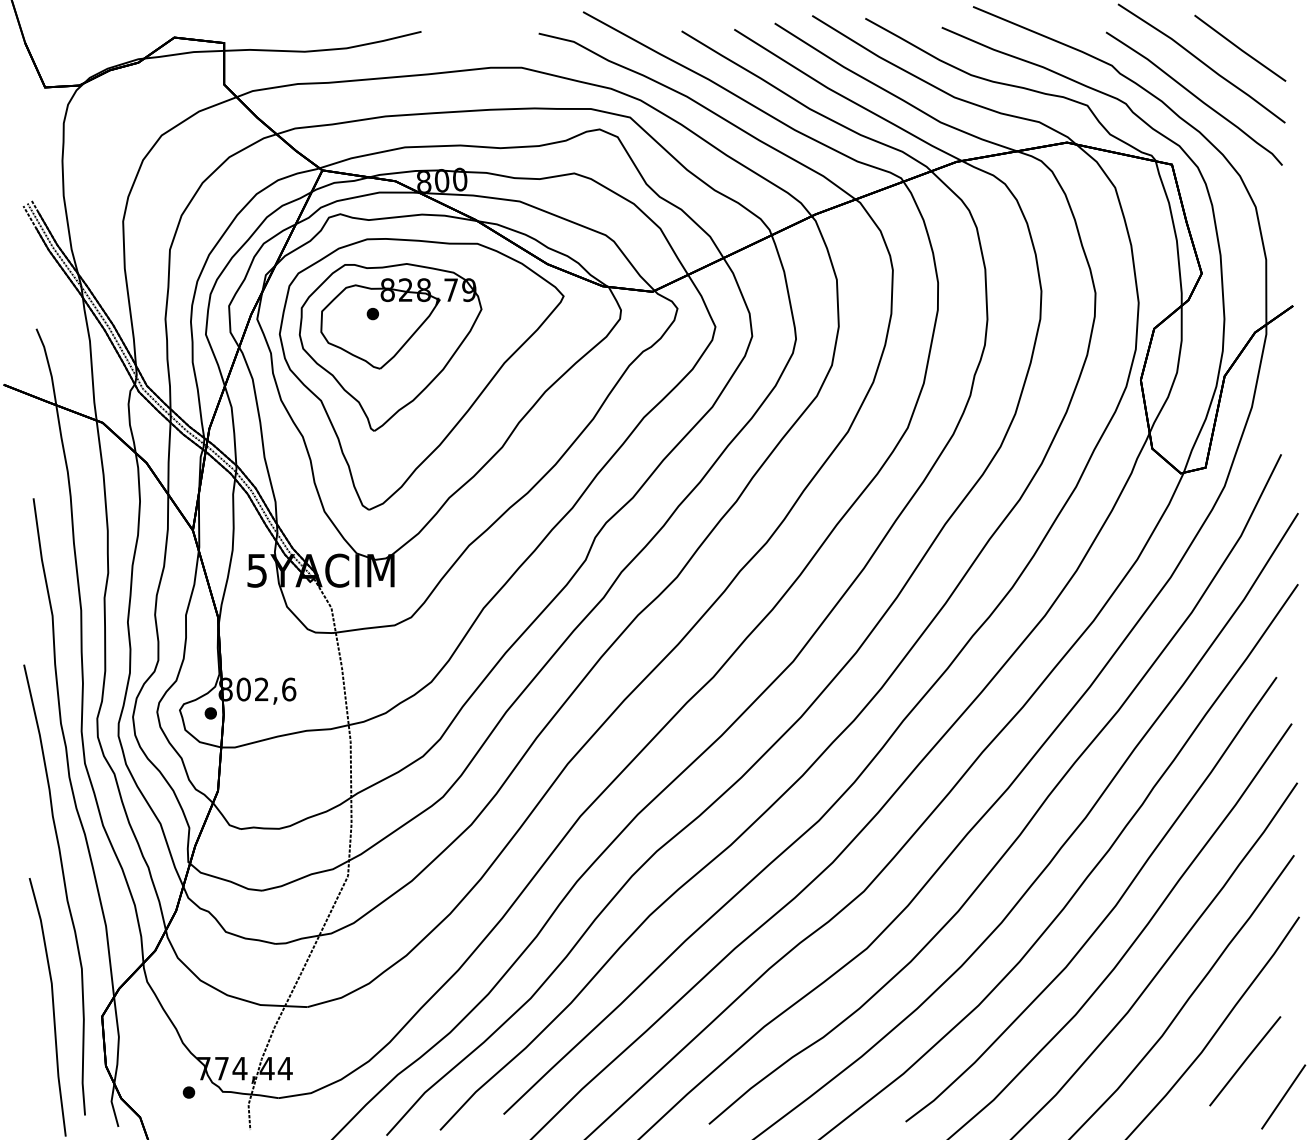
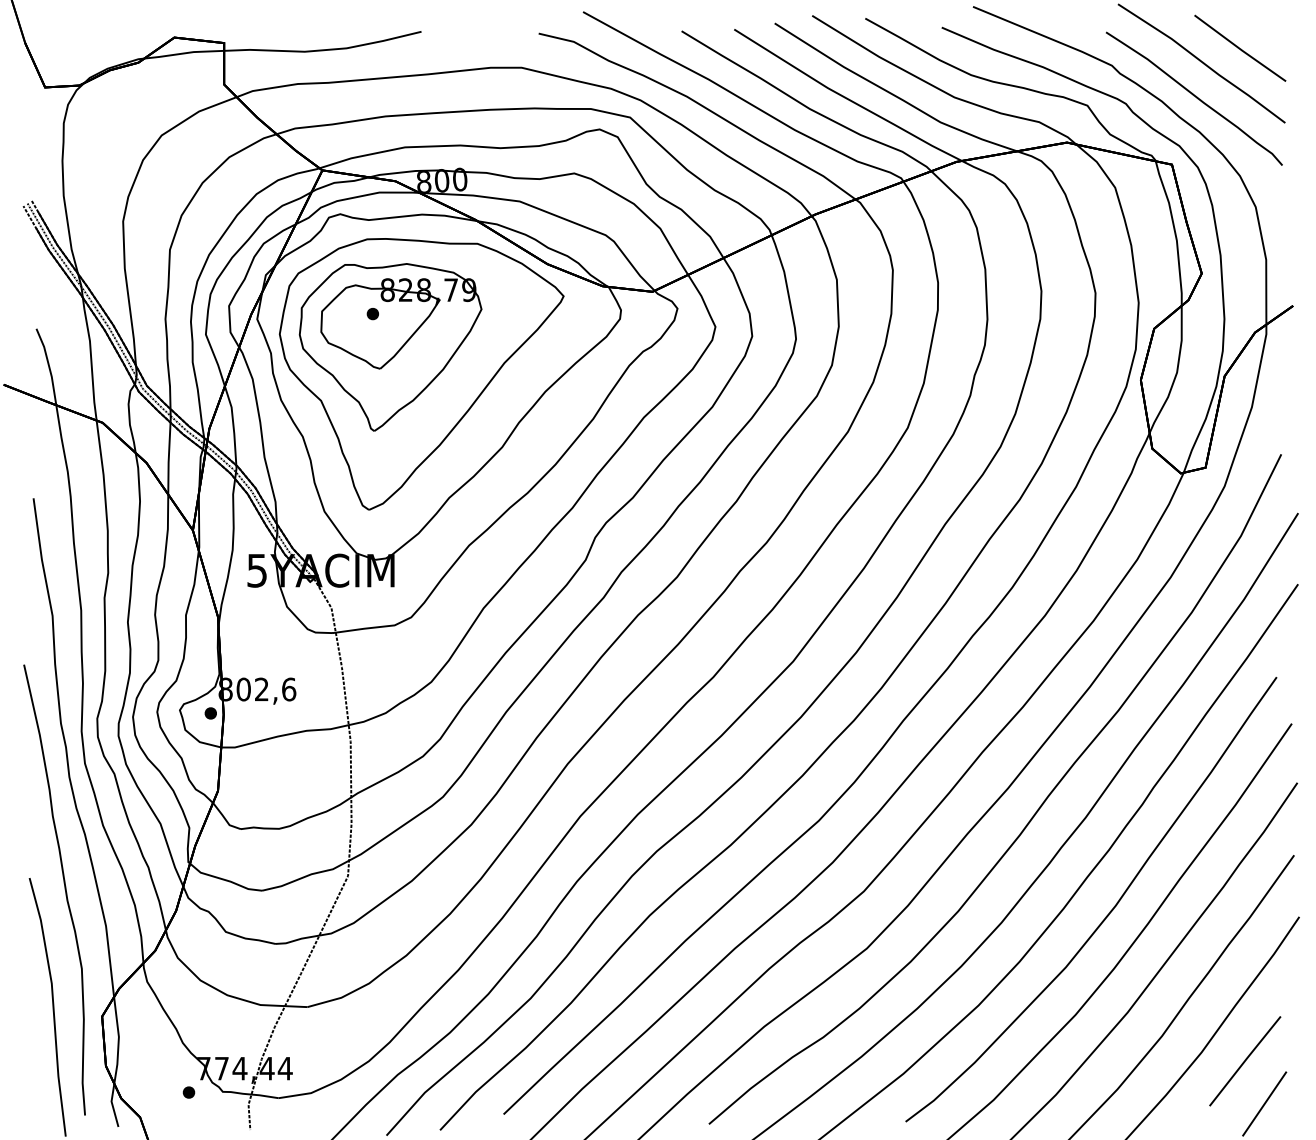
line position: (1283, 1096) -> (1264, 1103) (1264, 1103)
